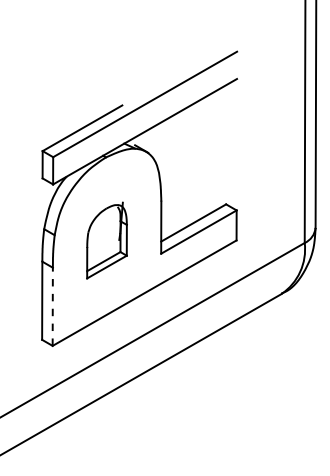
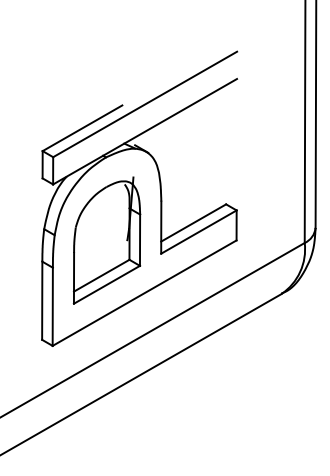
part size: 42x79 px -> 70x129 px (106, 240)
line: dashed -> solid (52, 306)
